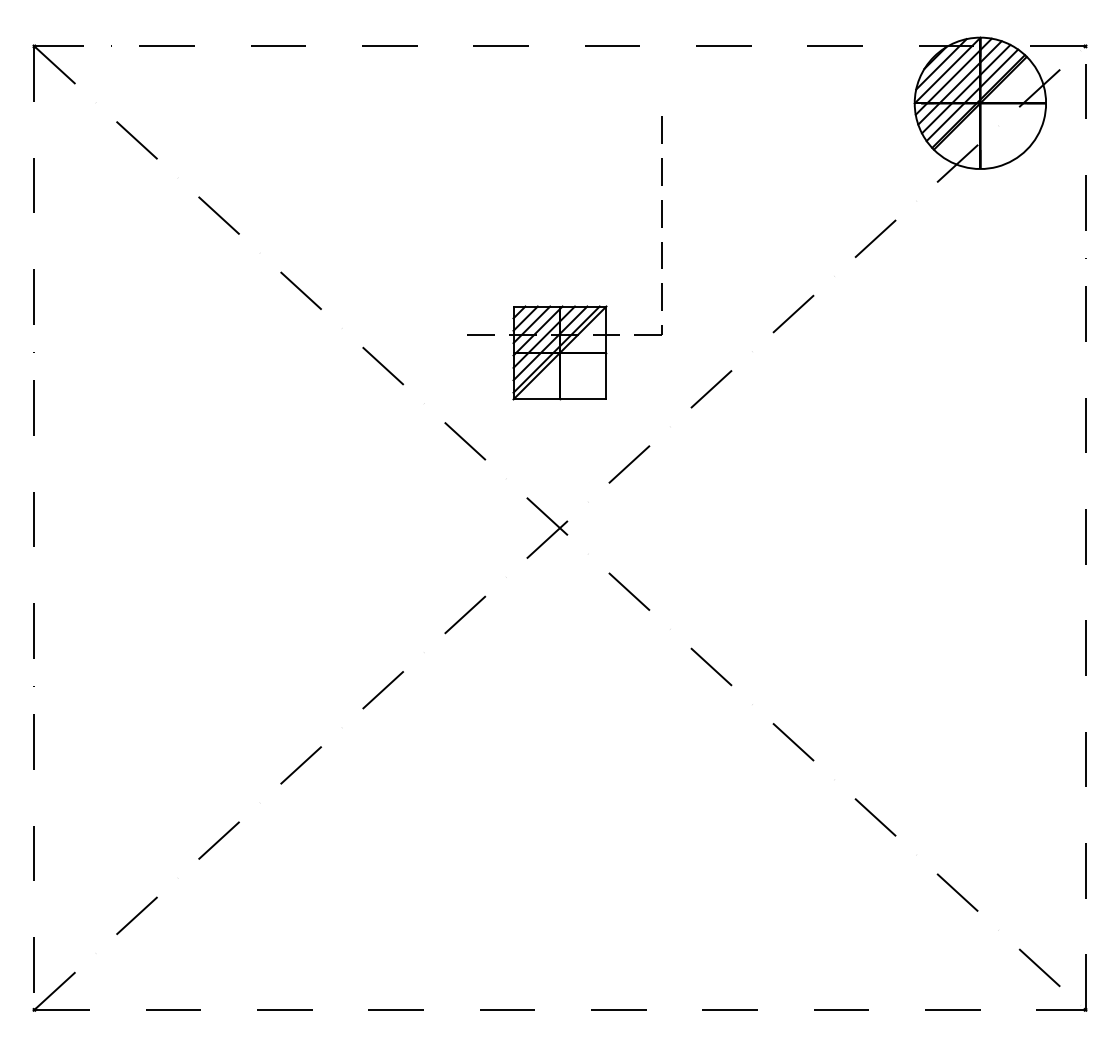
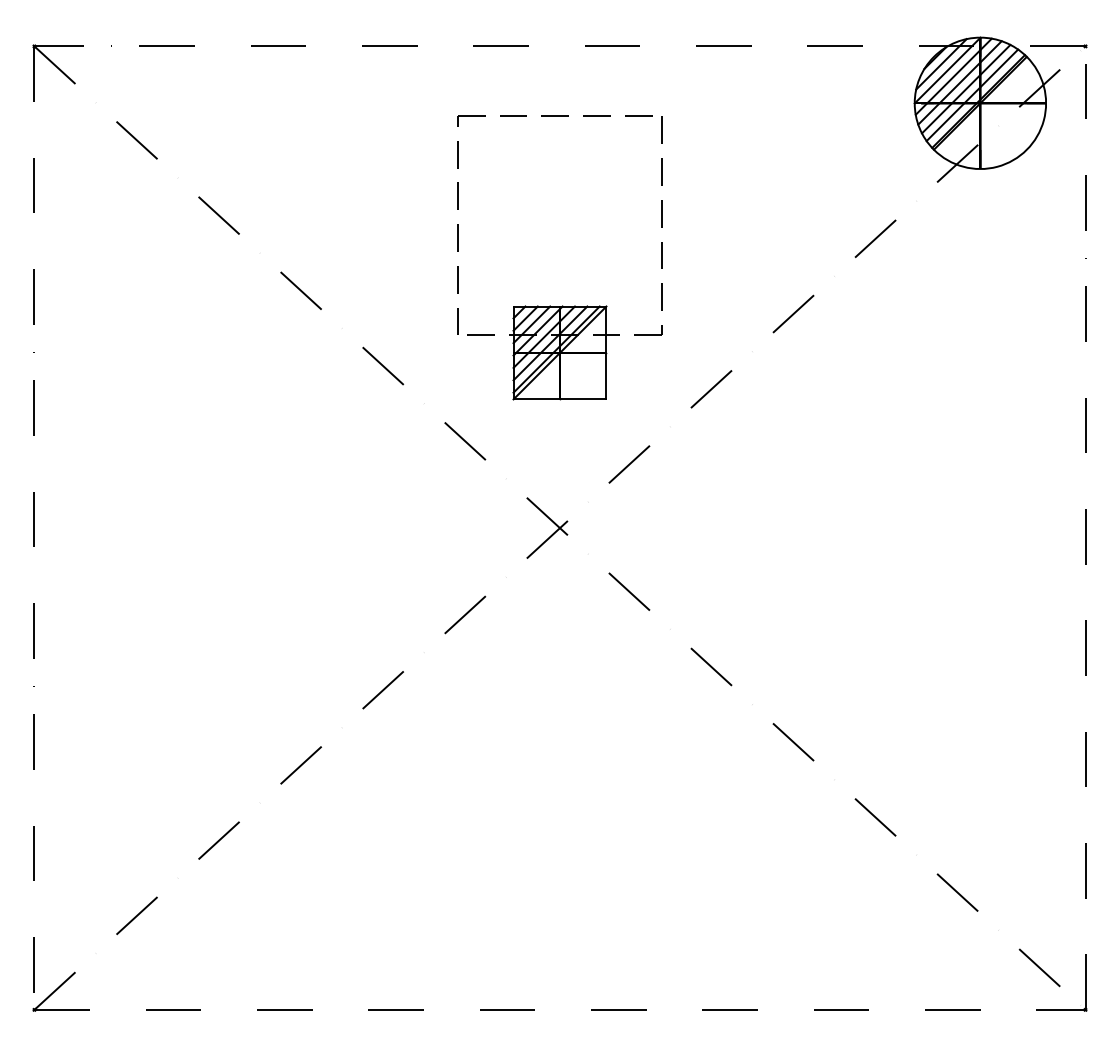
part: none -> present (458, 224)
